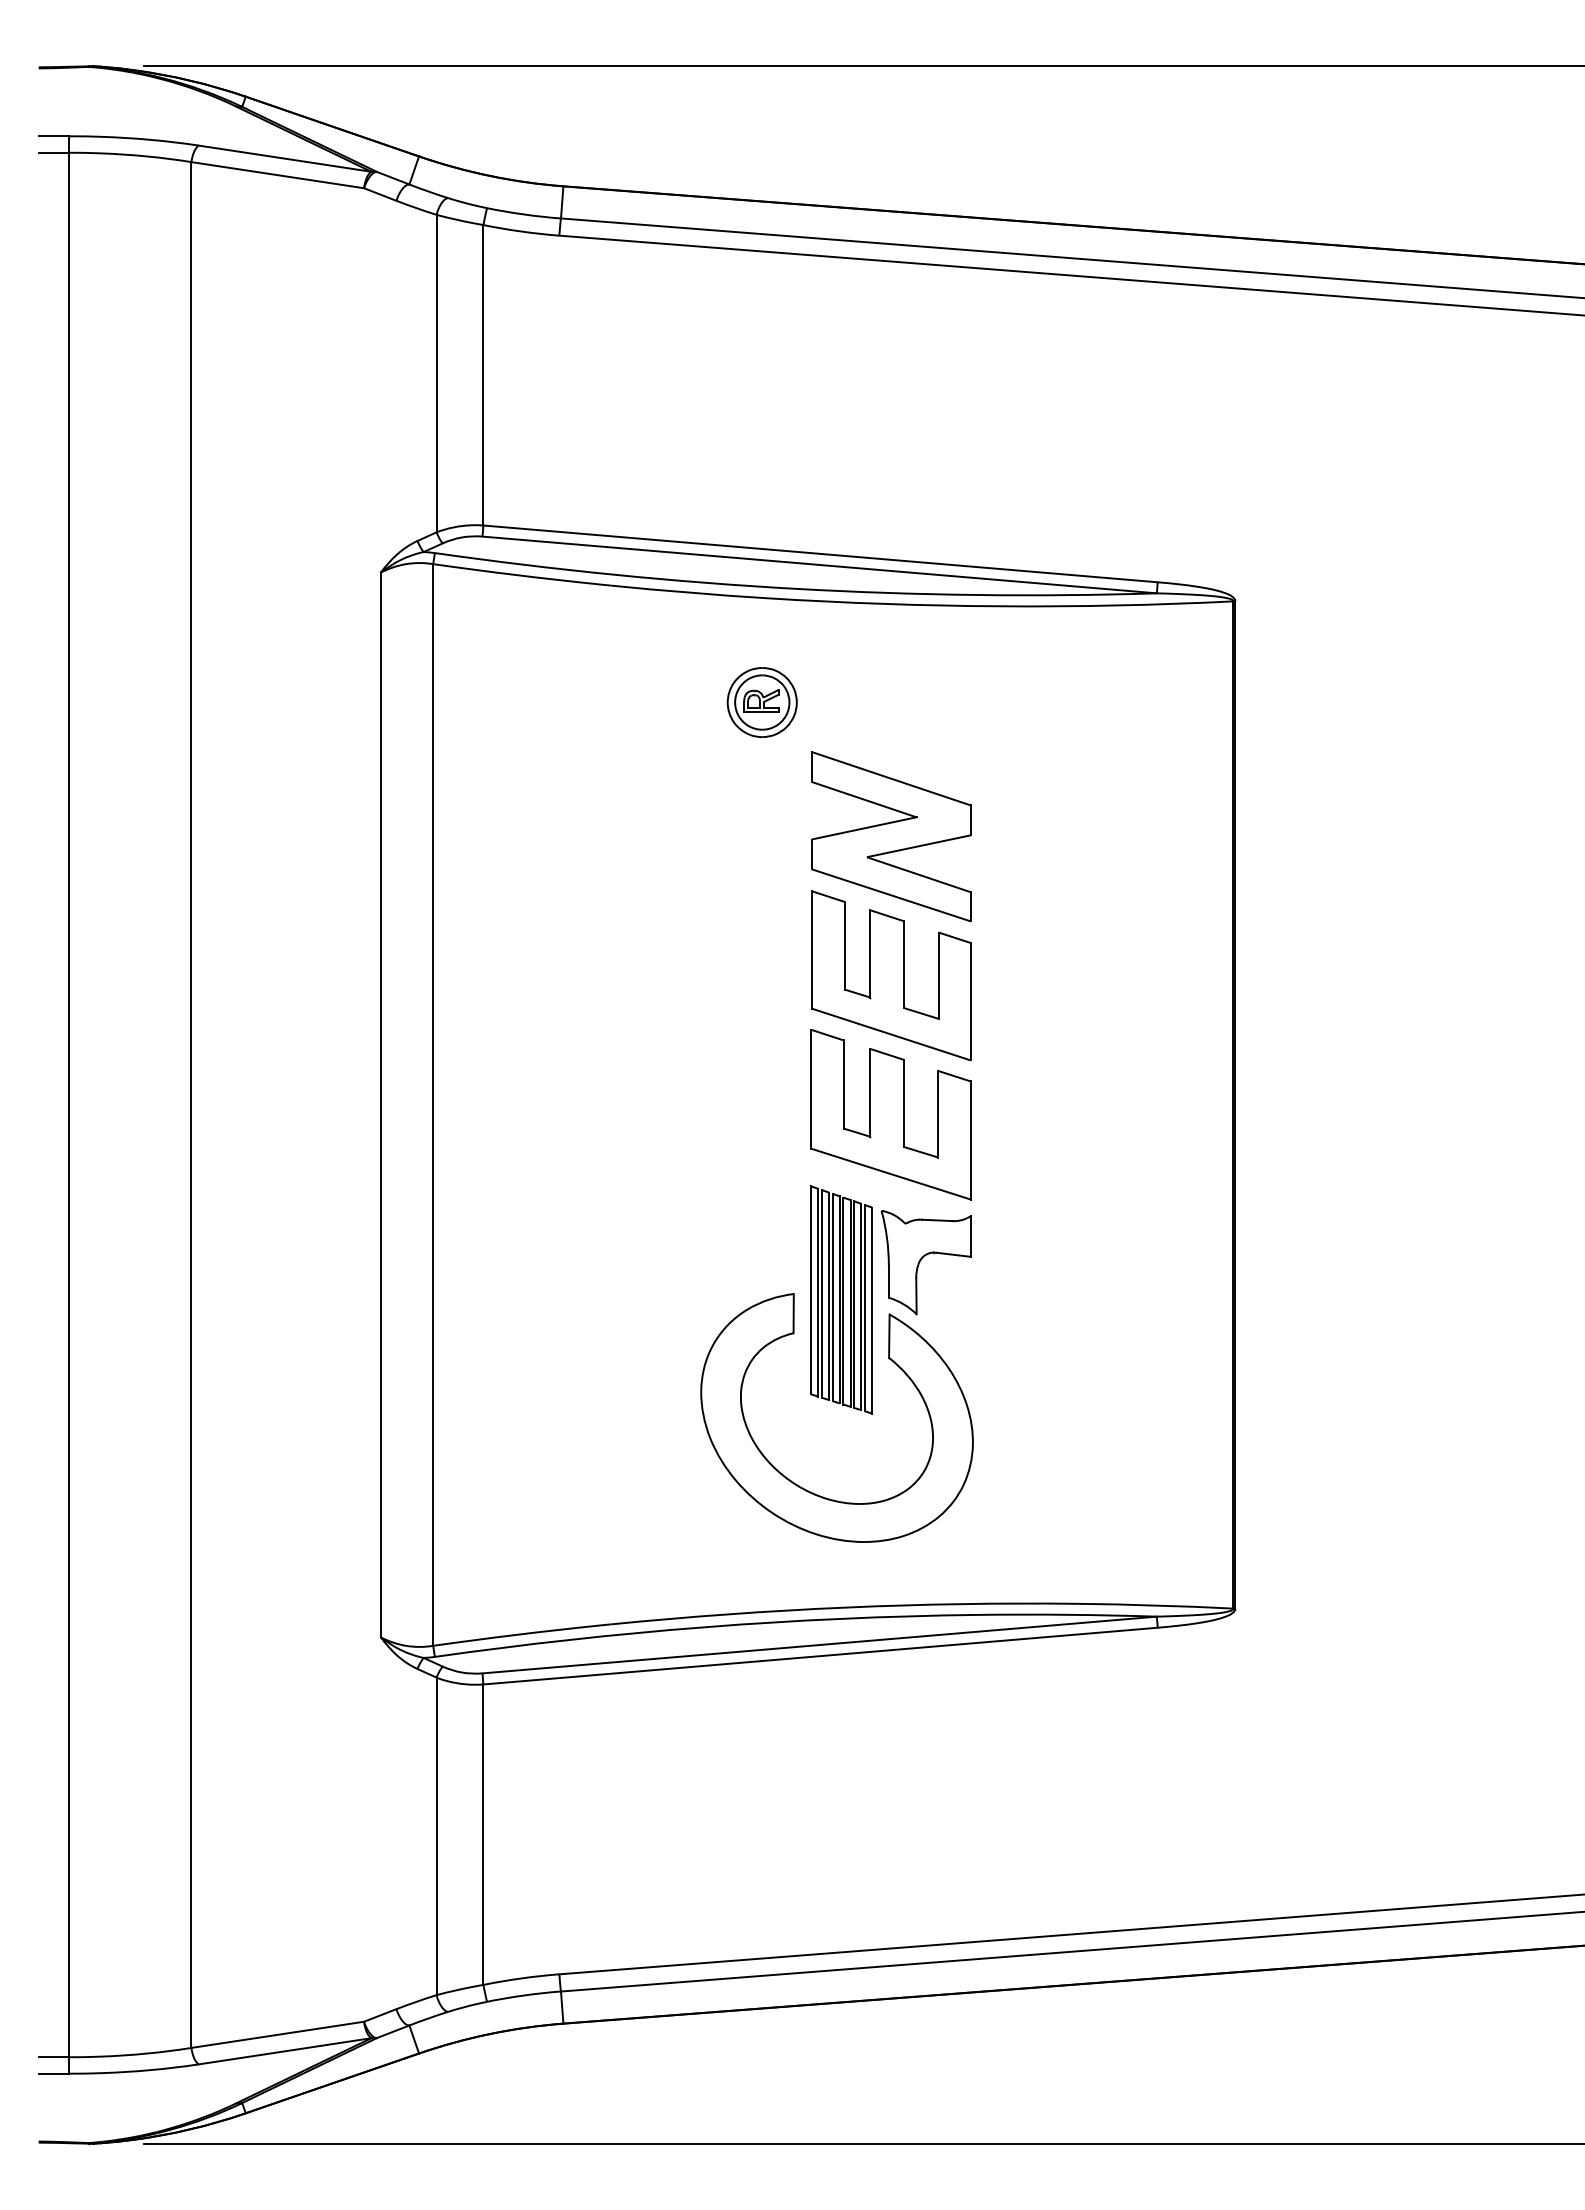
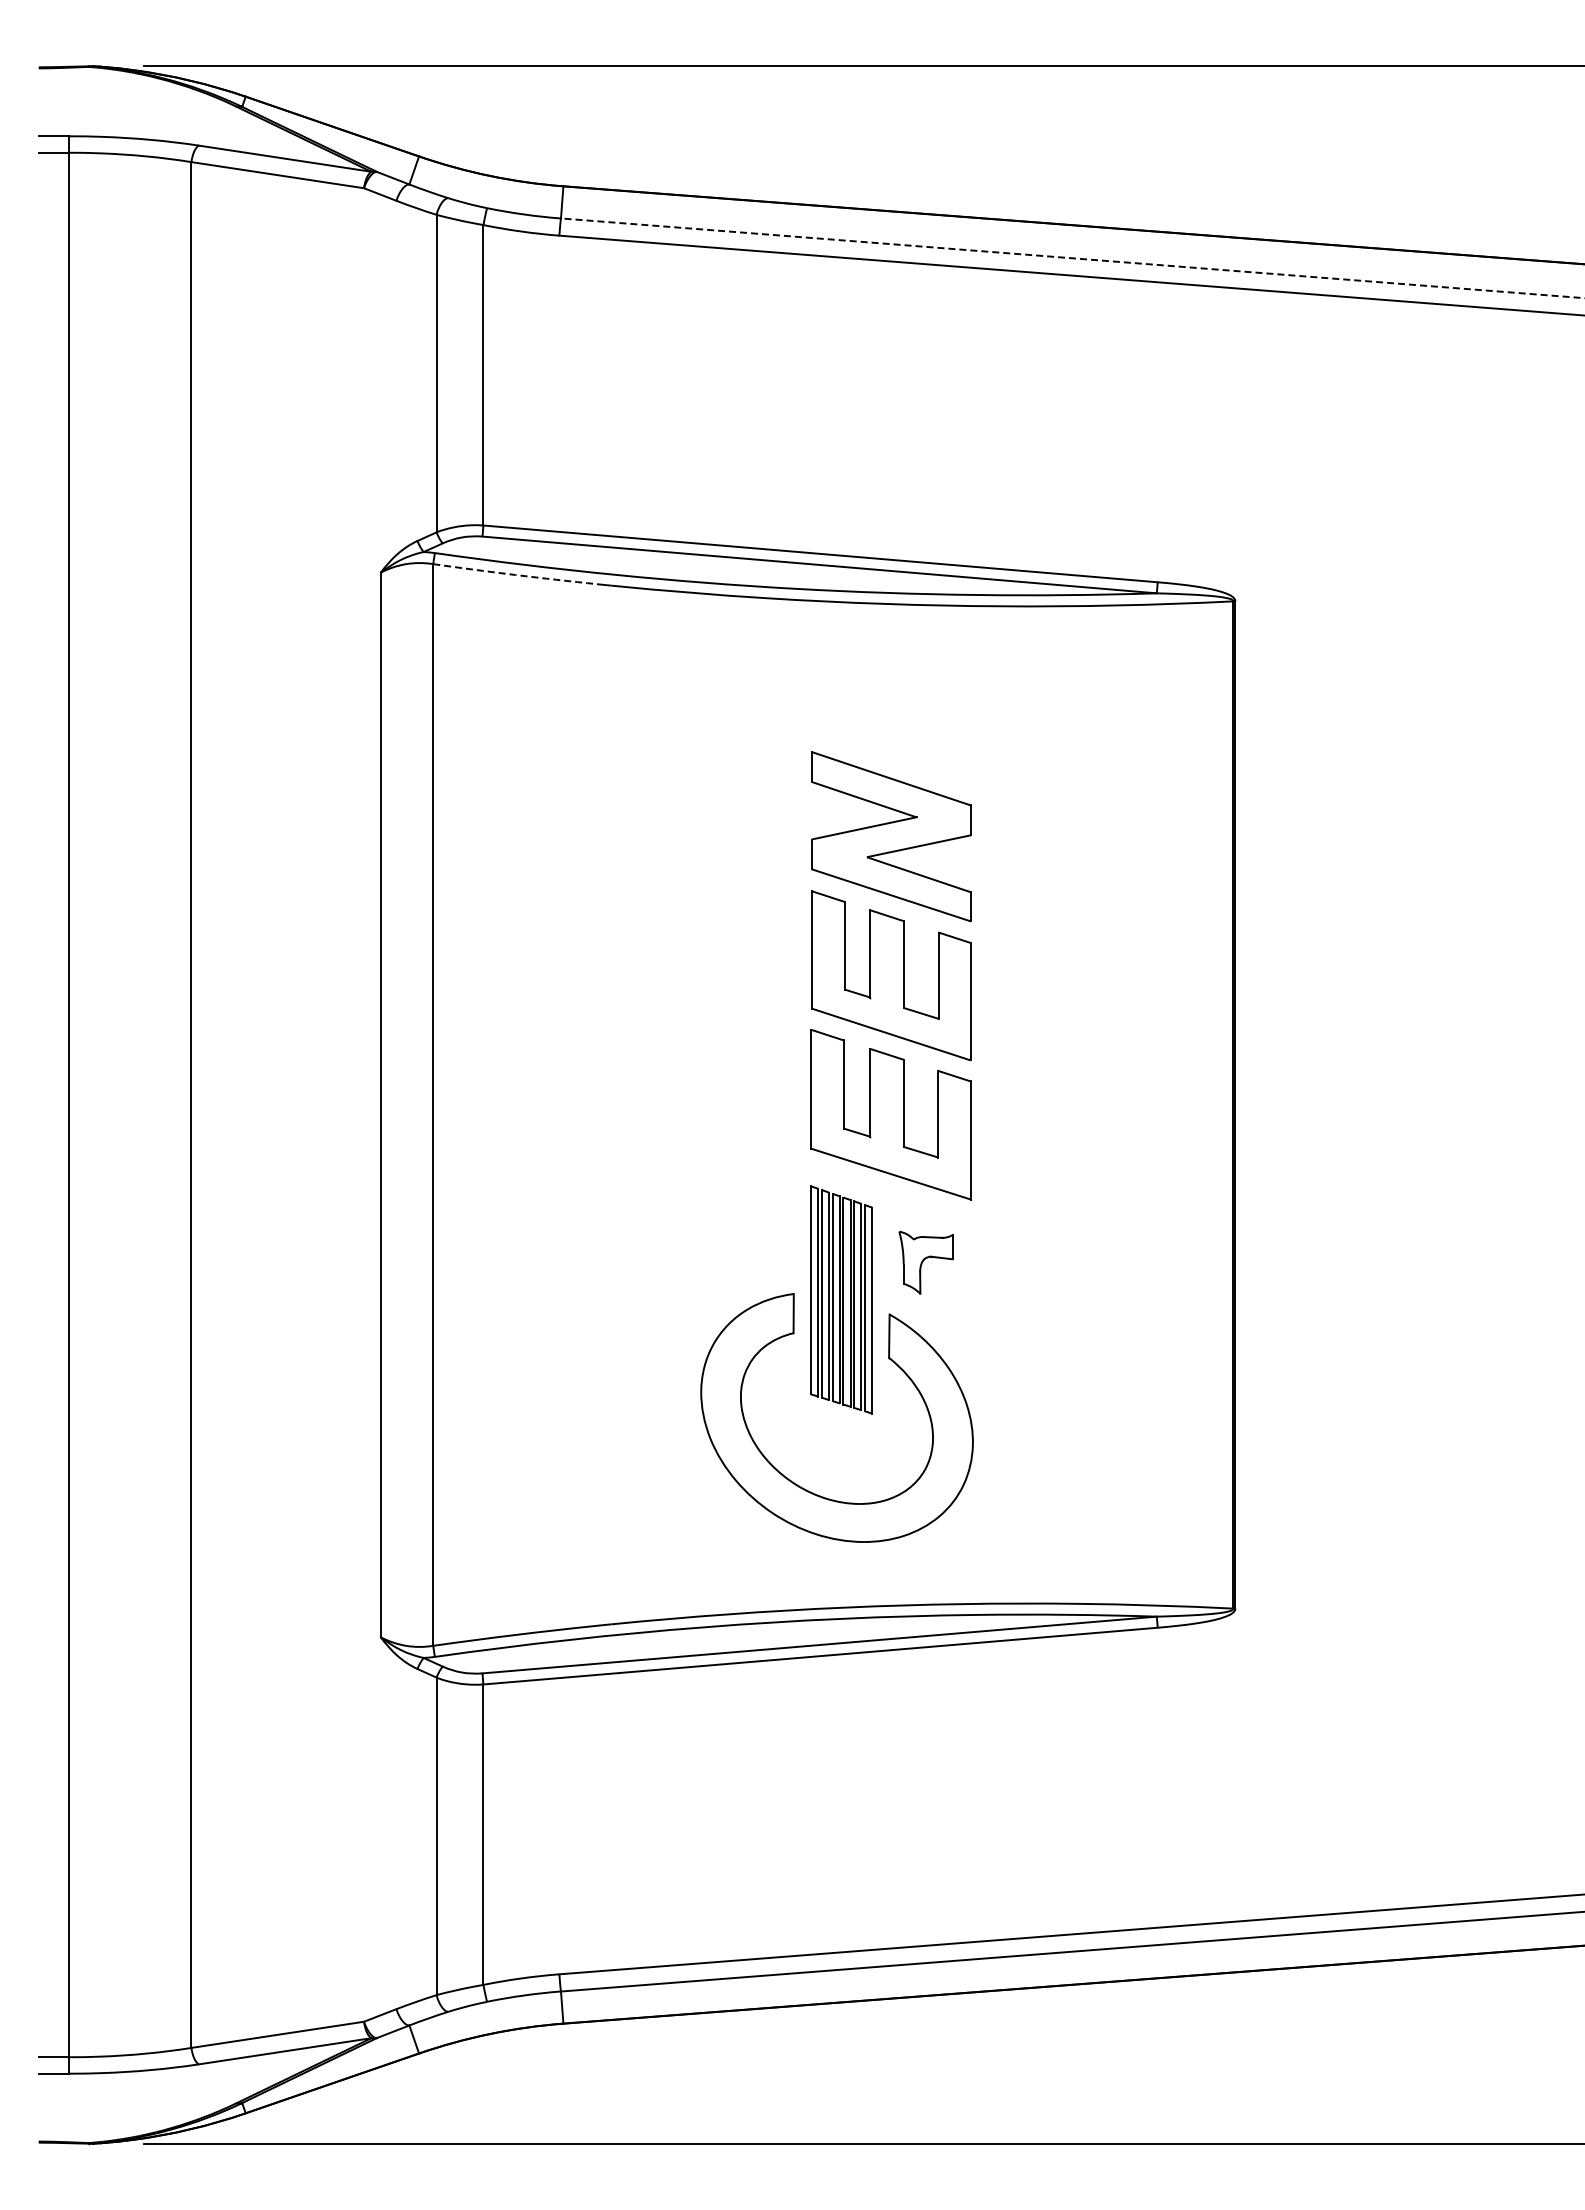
line: solid -> dashed (1072, 258)
arc: solid -> dashed (515, 574)
part: present -> none (761, 702)
part size: 92x106 px -> 56x64 px (925, 1262)
